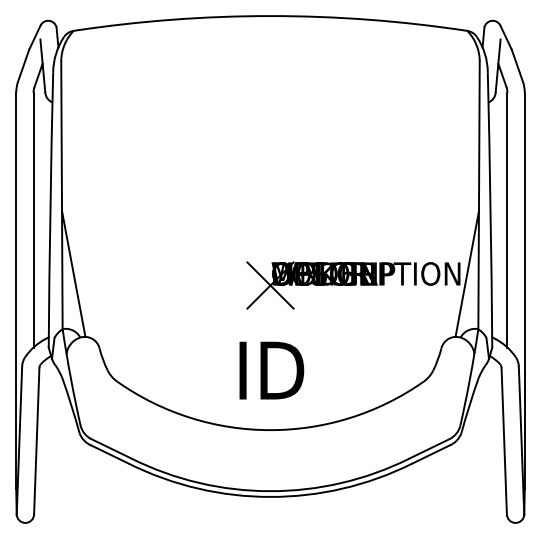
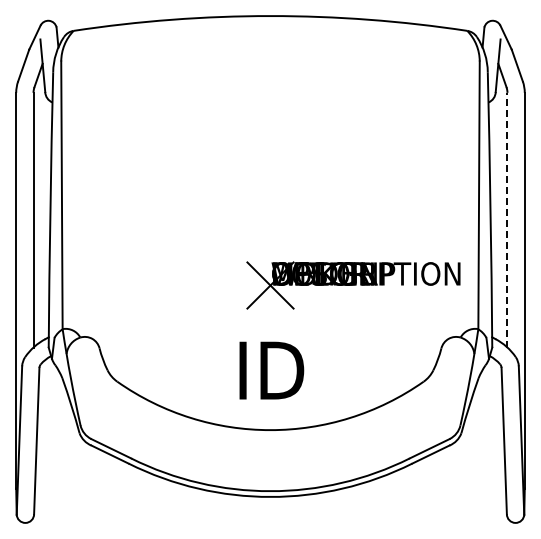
line: solid -> dashed (507, 219)
line: present -> none (73, 273)
line: present -> none (466, 273)
